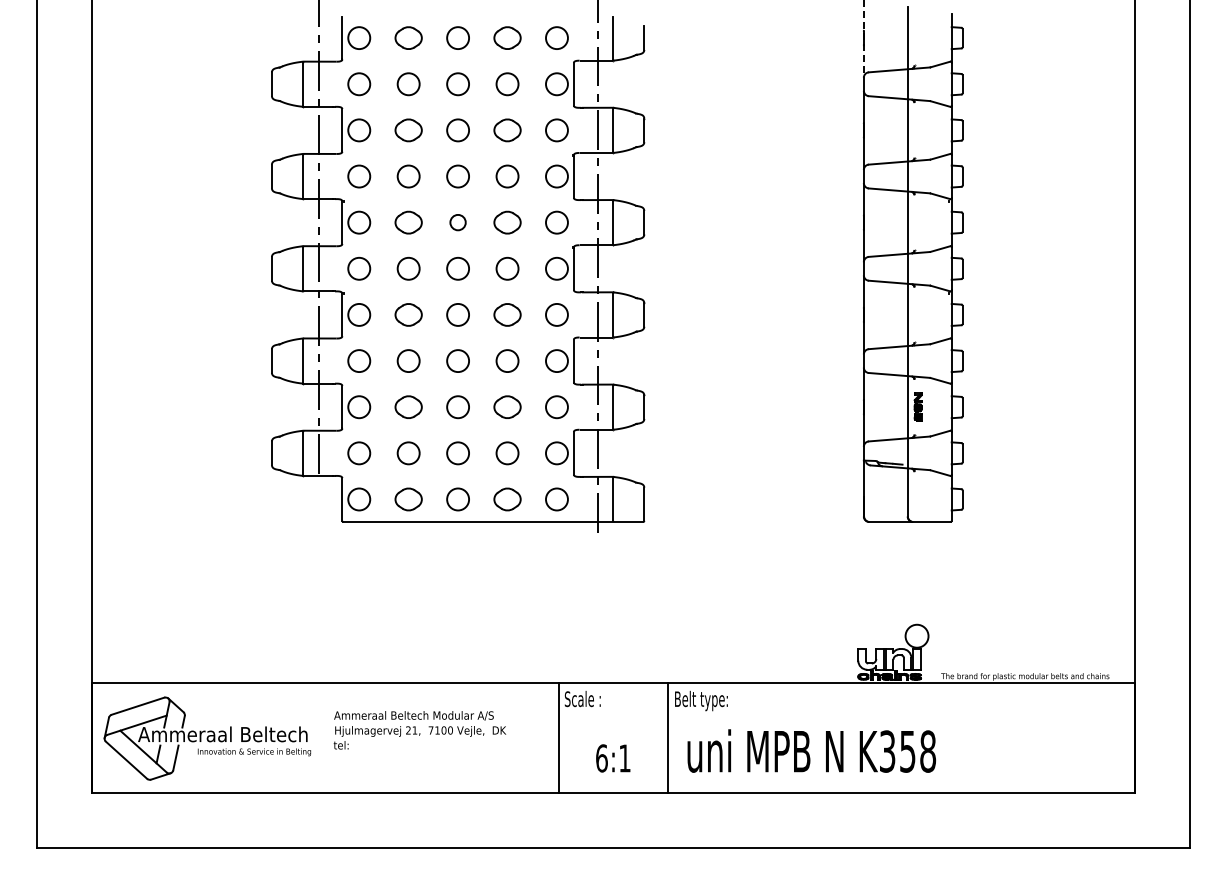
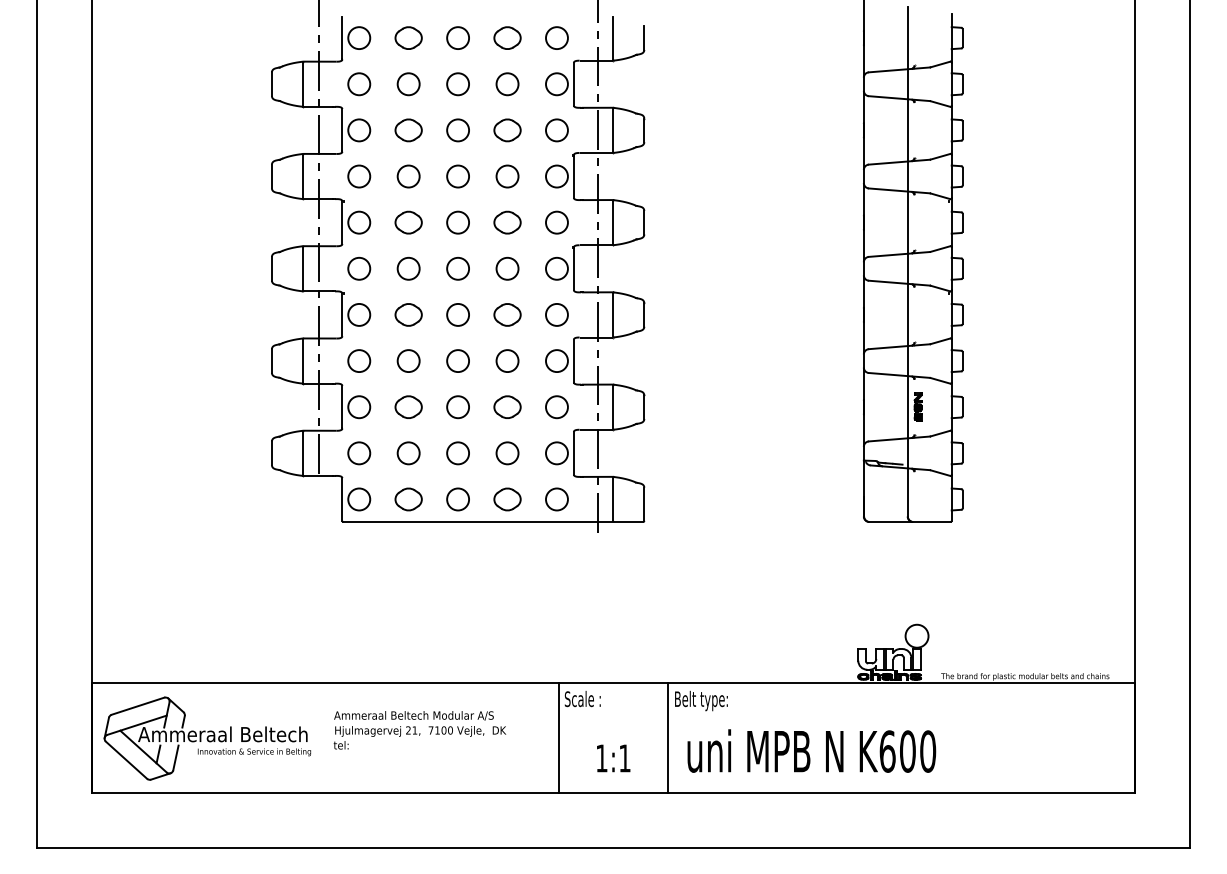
line: dashed -> solid (864, 38)
circle size: 18x18 px -> 24x25 px (457, 222)
text: K358 -> K600 (907, 751)
text: 6:1 -> 1:1 (601, 758)
